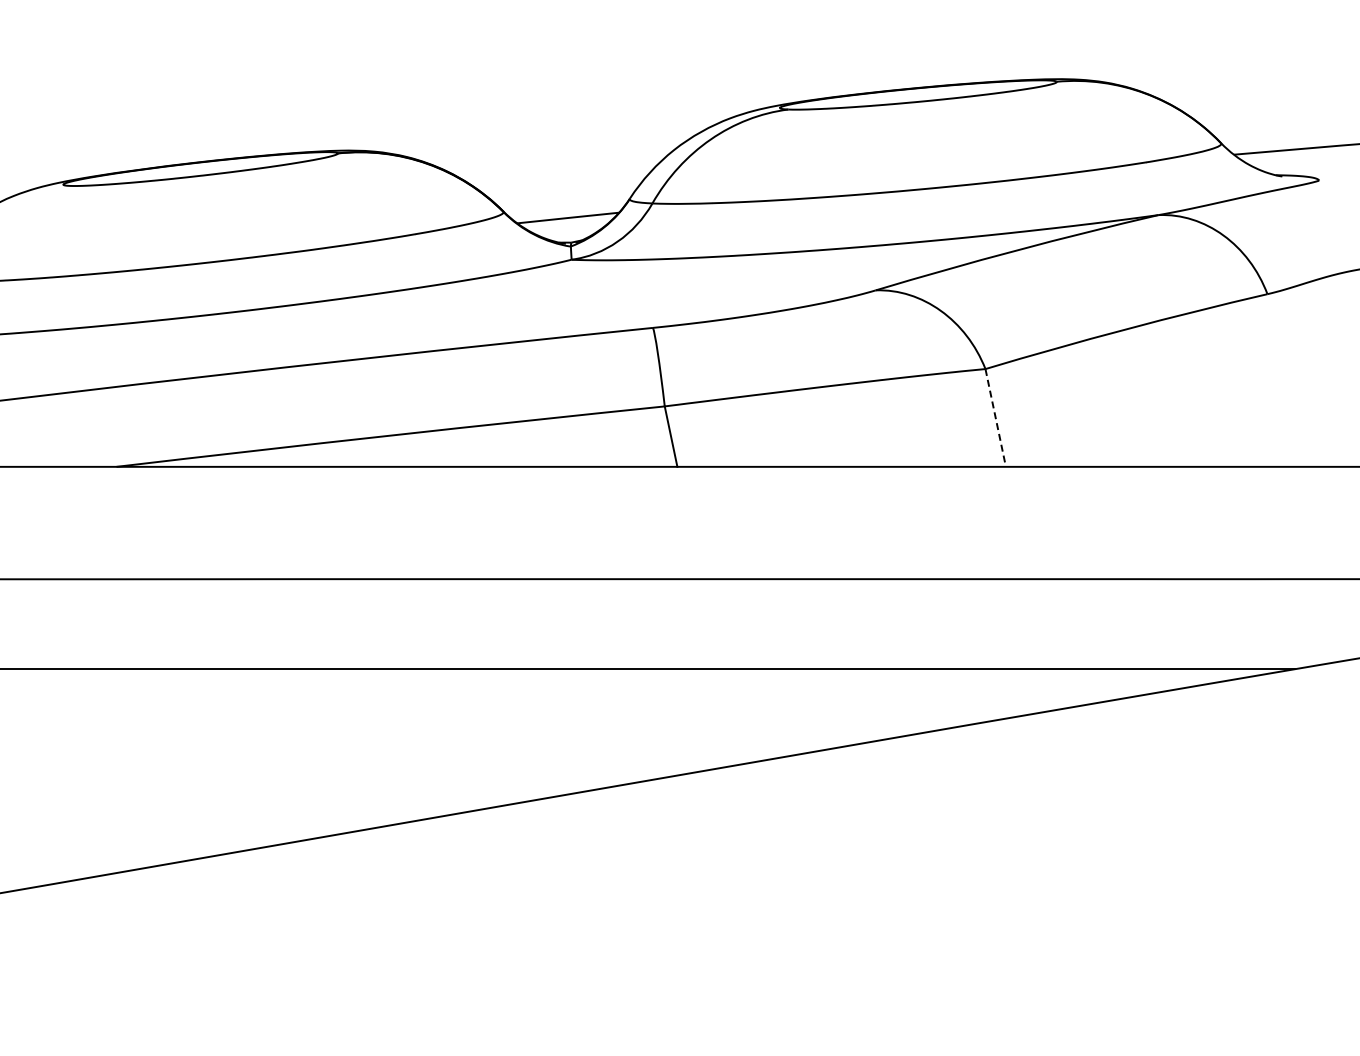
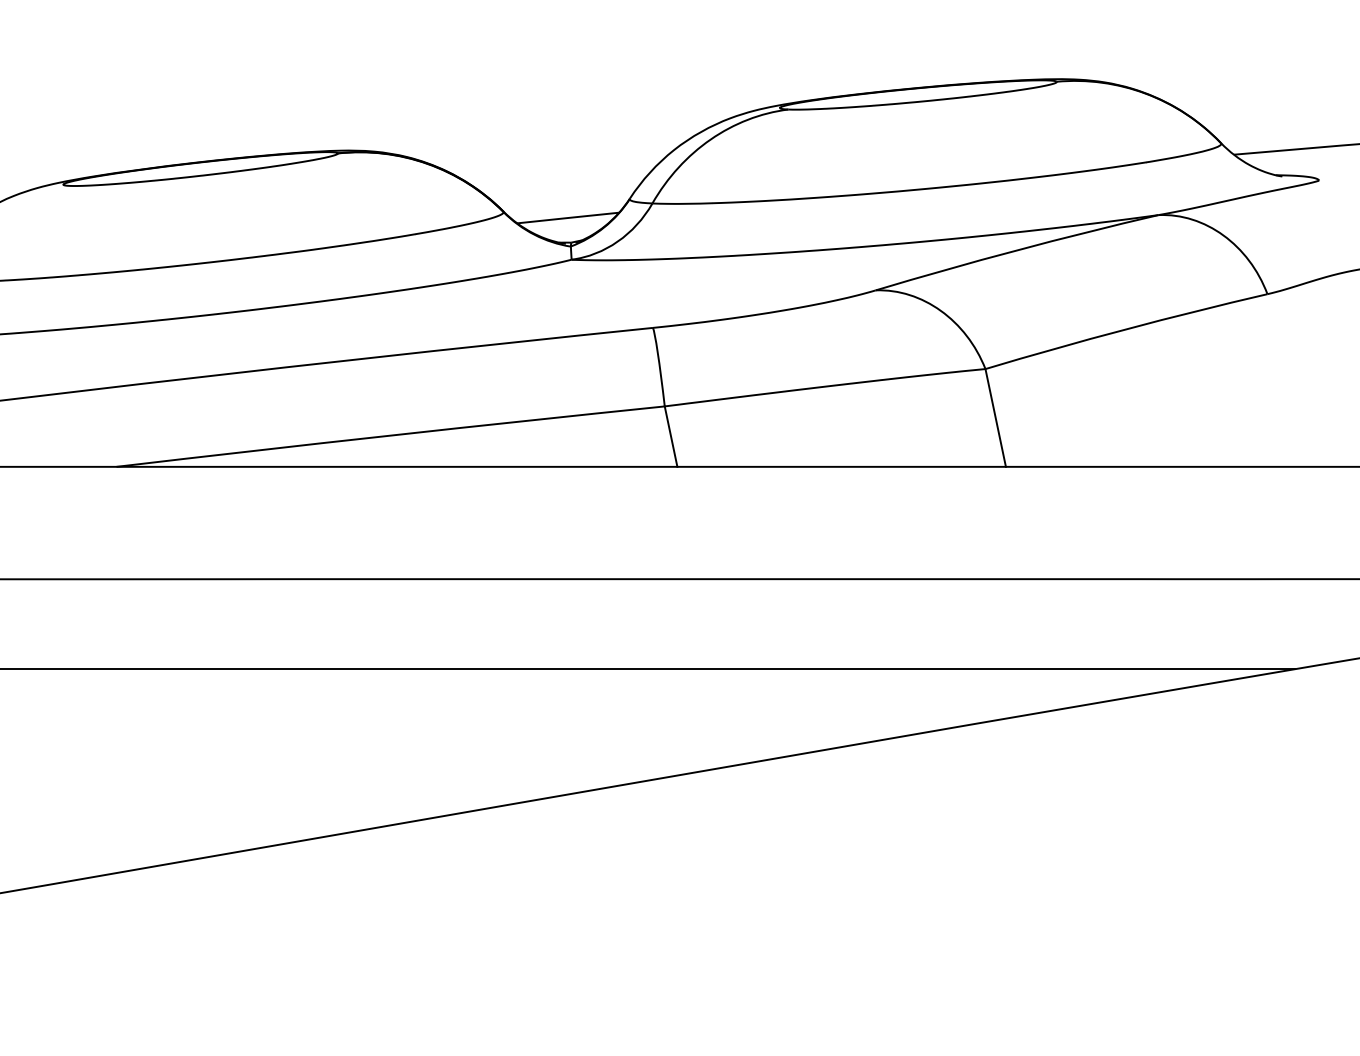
line: dashed -> solid (995, 417)
